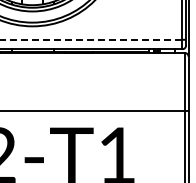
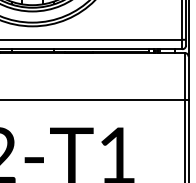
line: dashed -> solid (91, 39)
line position: (95, 110) -> (95, 99) (95, 99)
